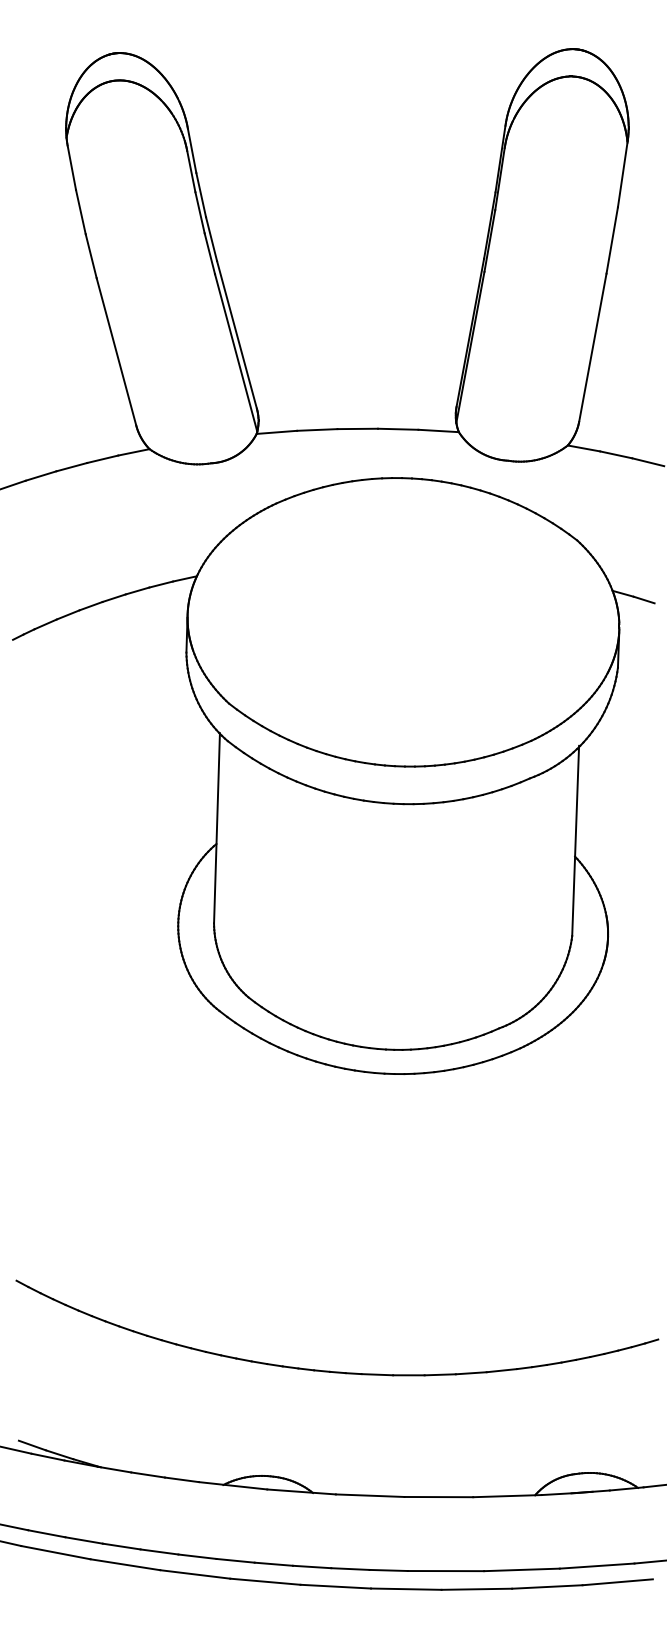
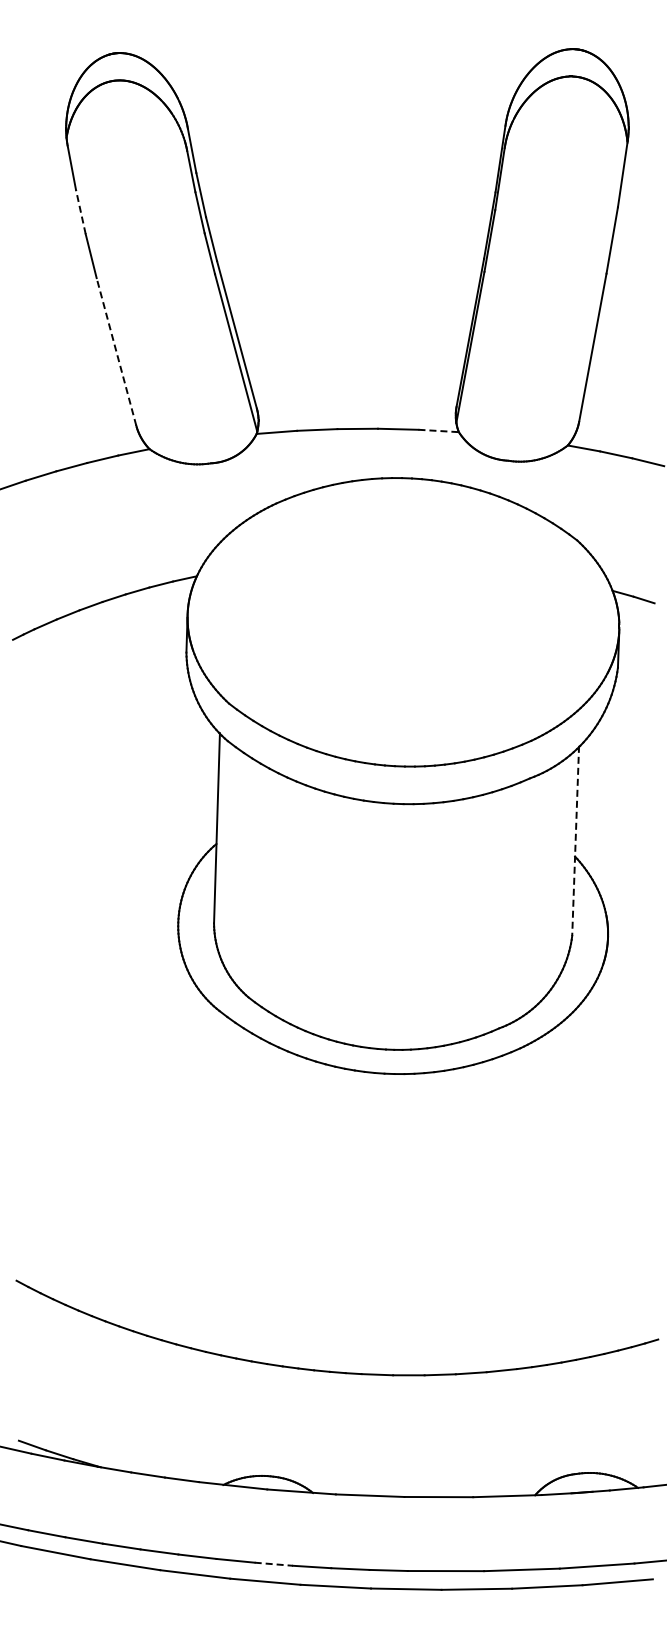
line: solid -> dashed (80, 212)
line: solid -> dashed (116, 351)
line: solid -> dashed (439, 431)
line: solid -> dashed (575, 841)
line: solid -> dashed (274, 1564)
